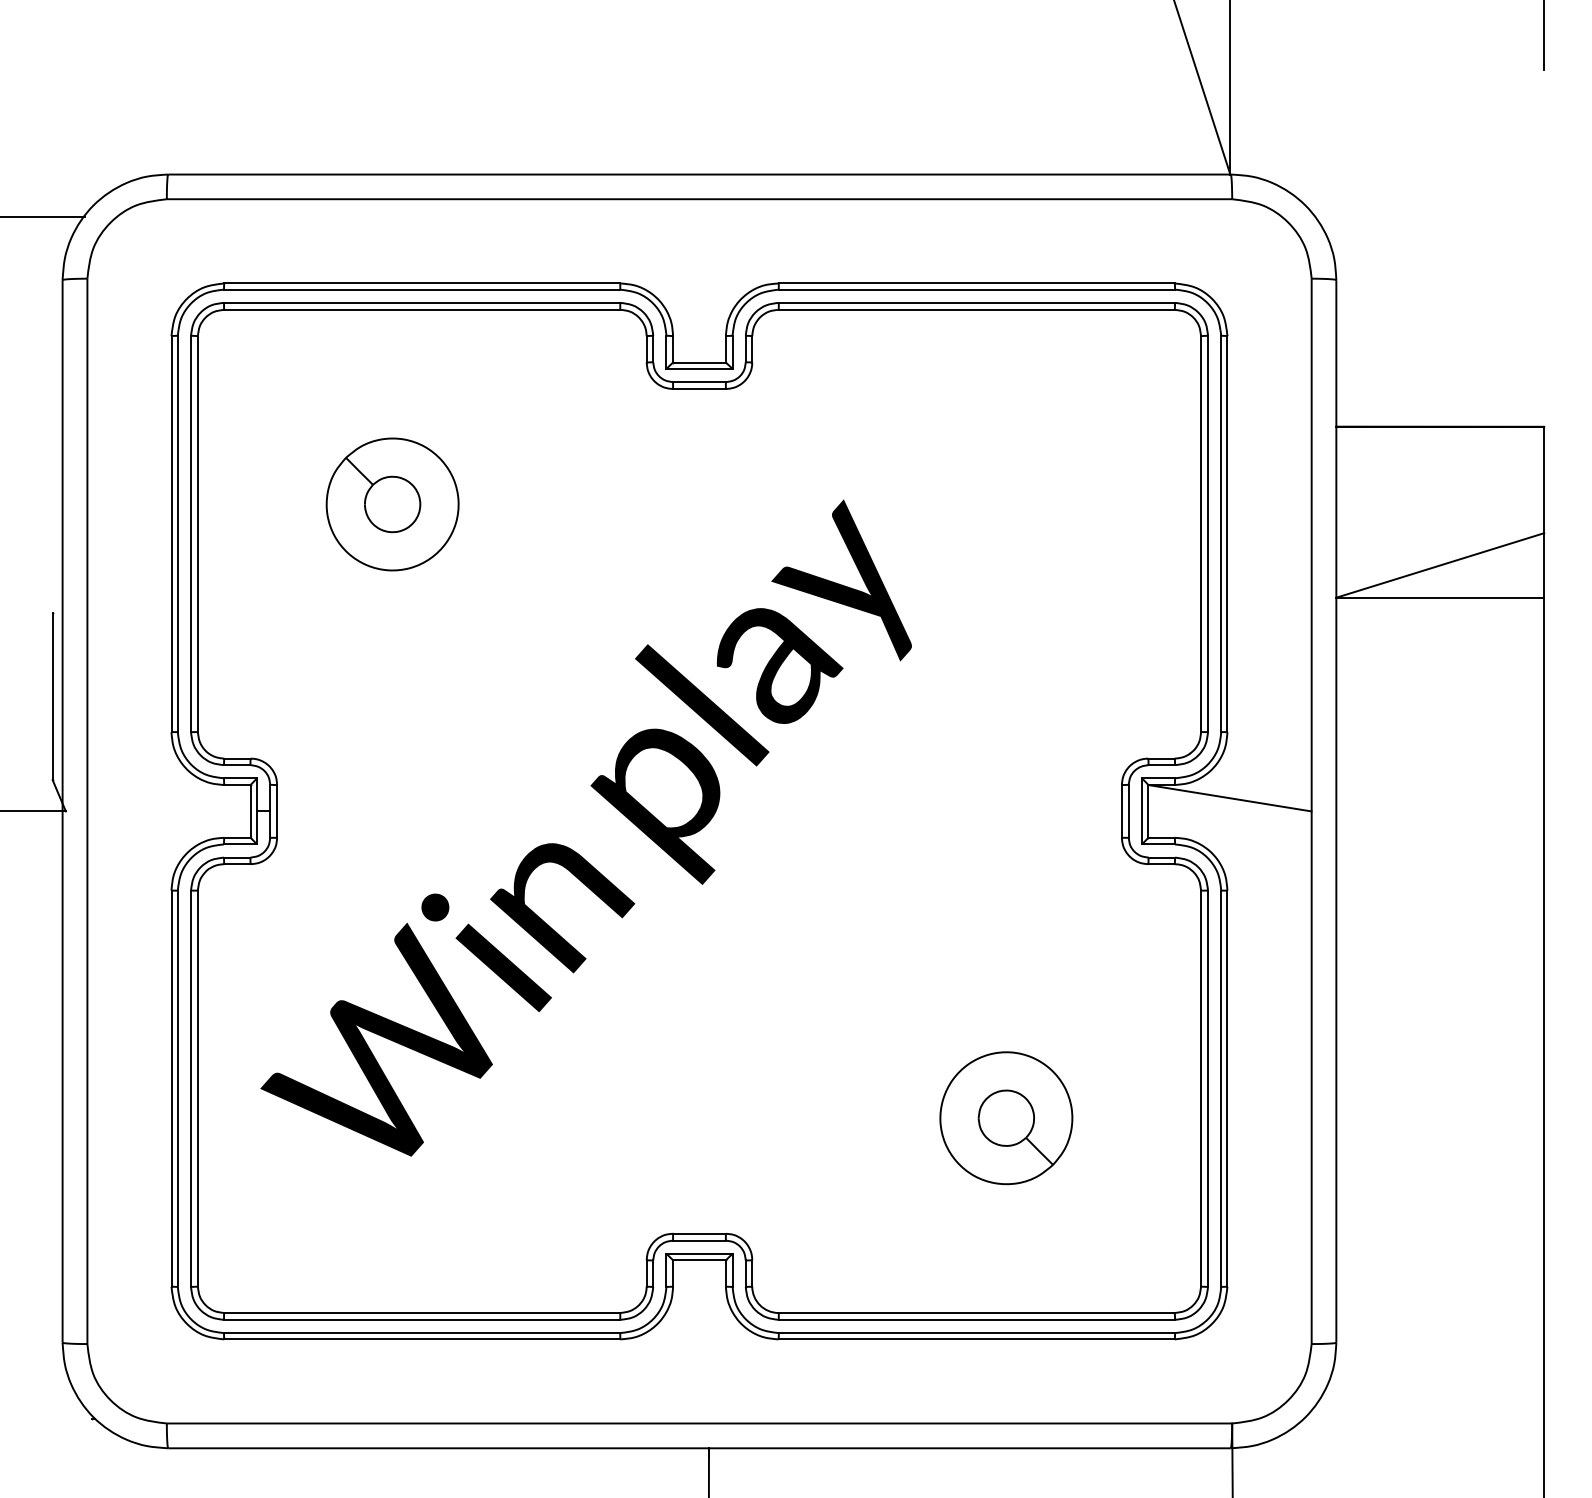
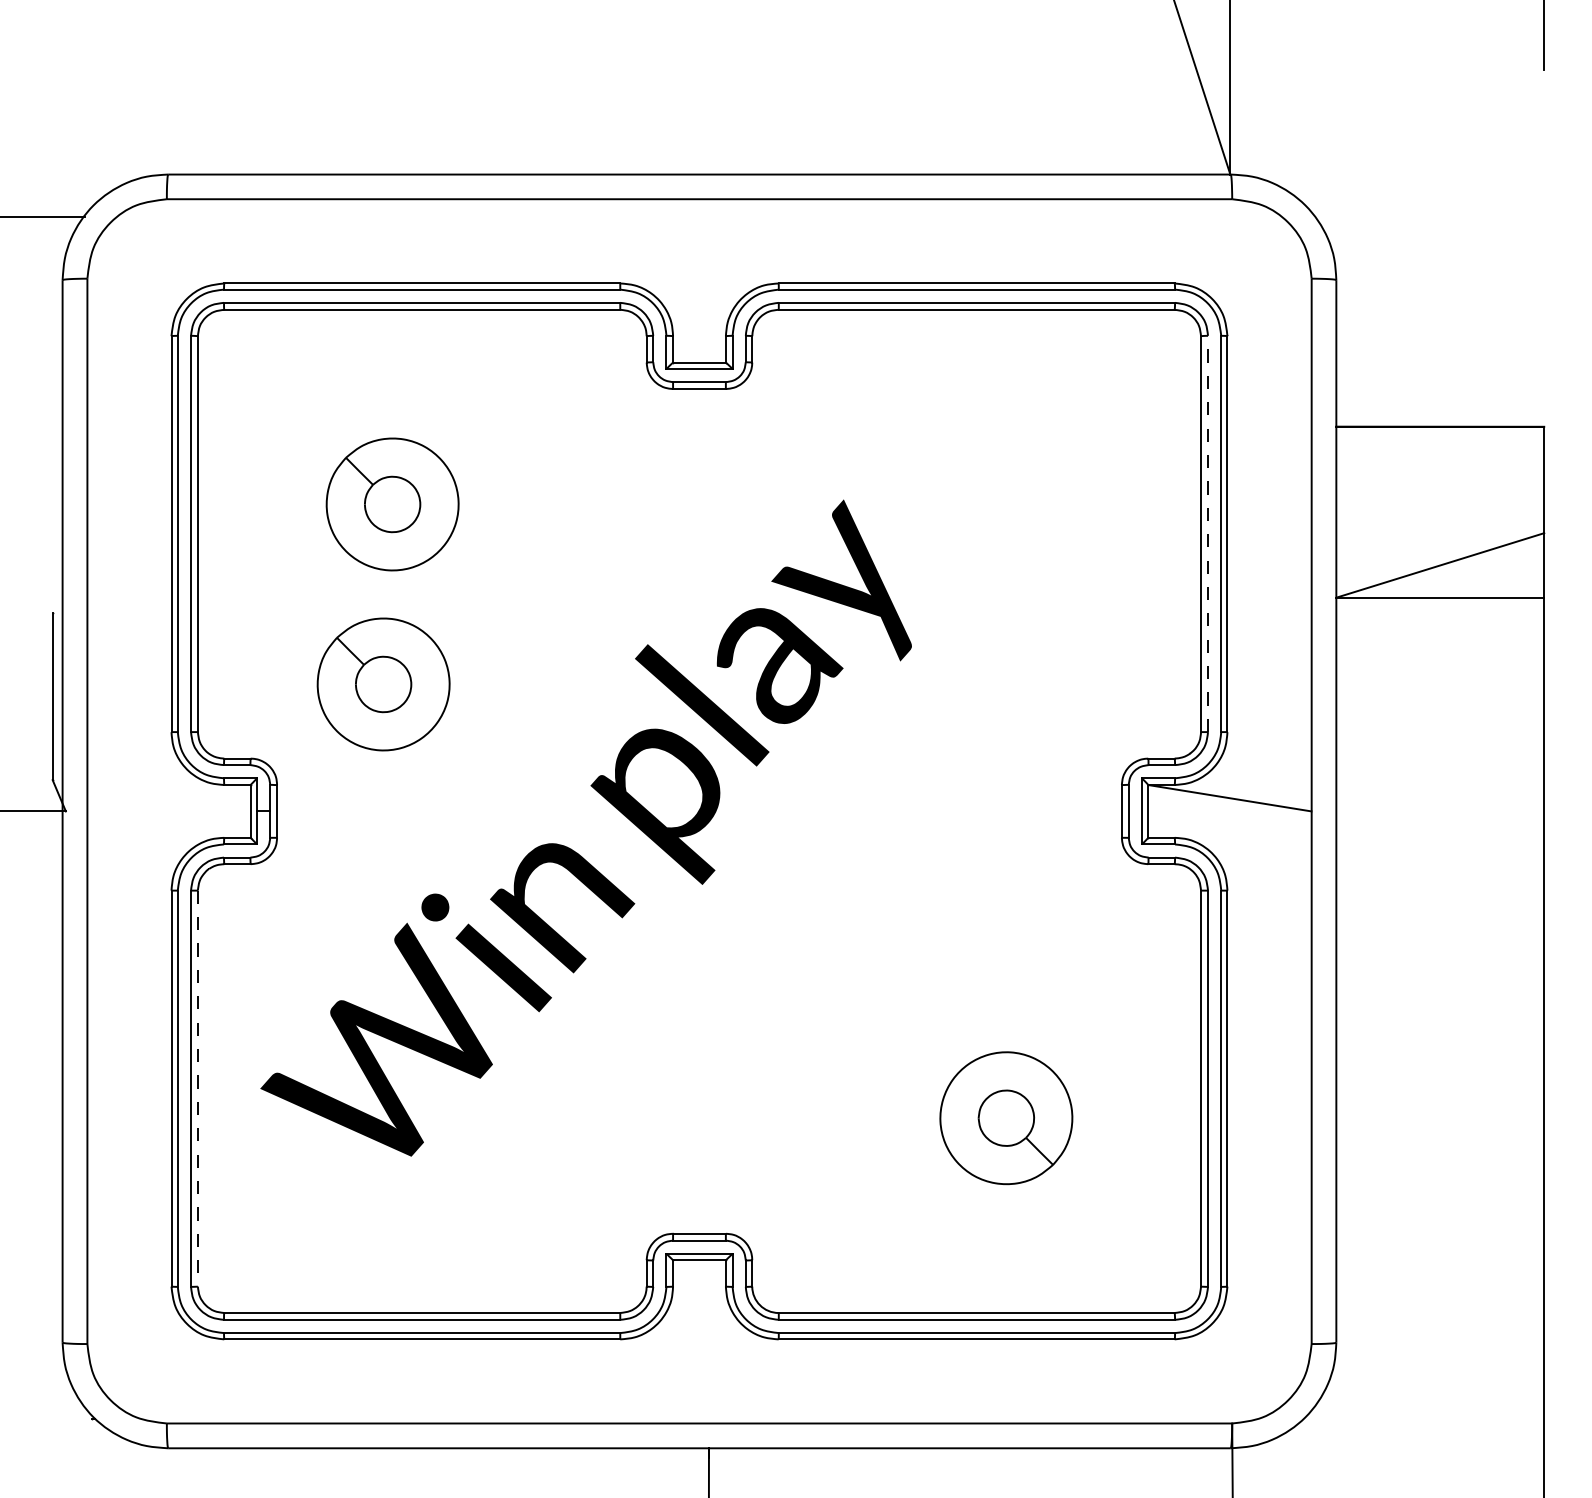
line: solid -> dashed (1208, 533)
part: none -> present (383, 684)
line: solid -> dashed (197, 1088)
